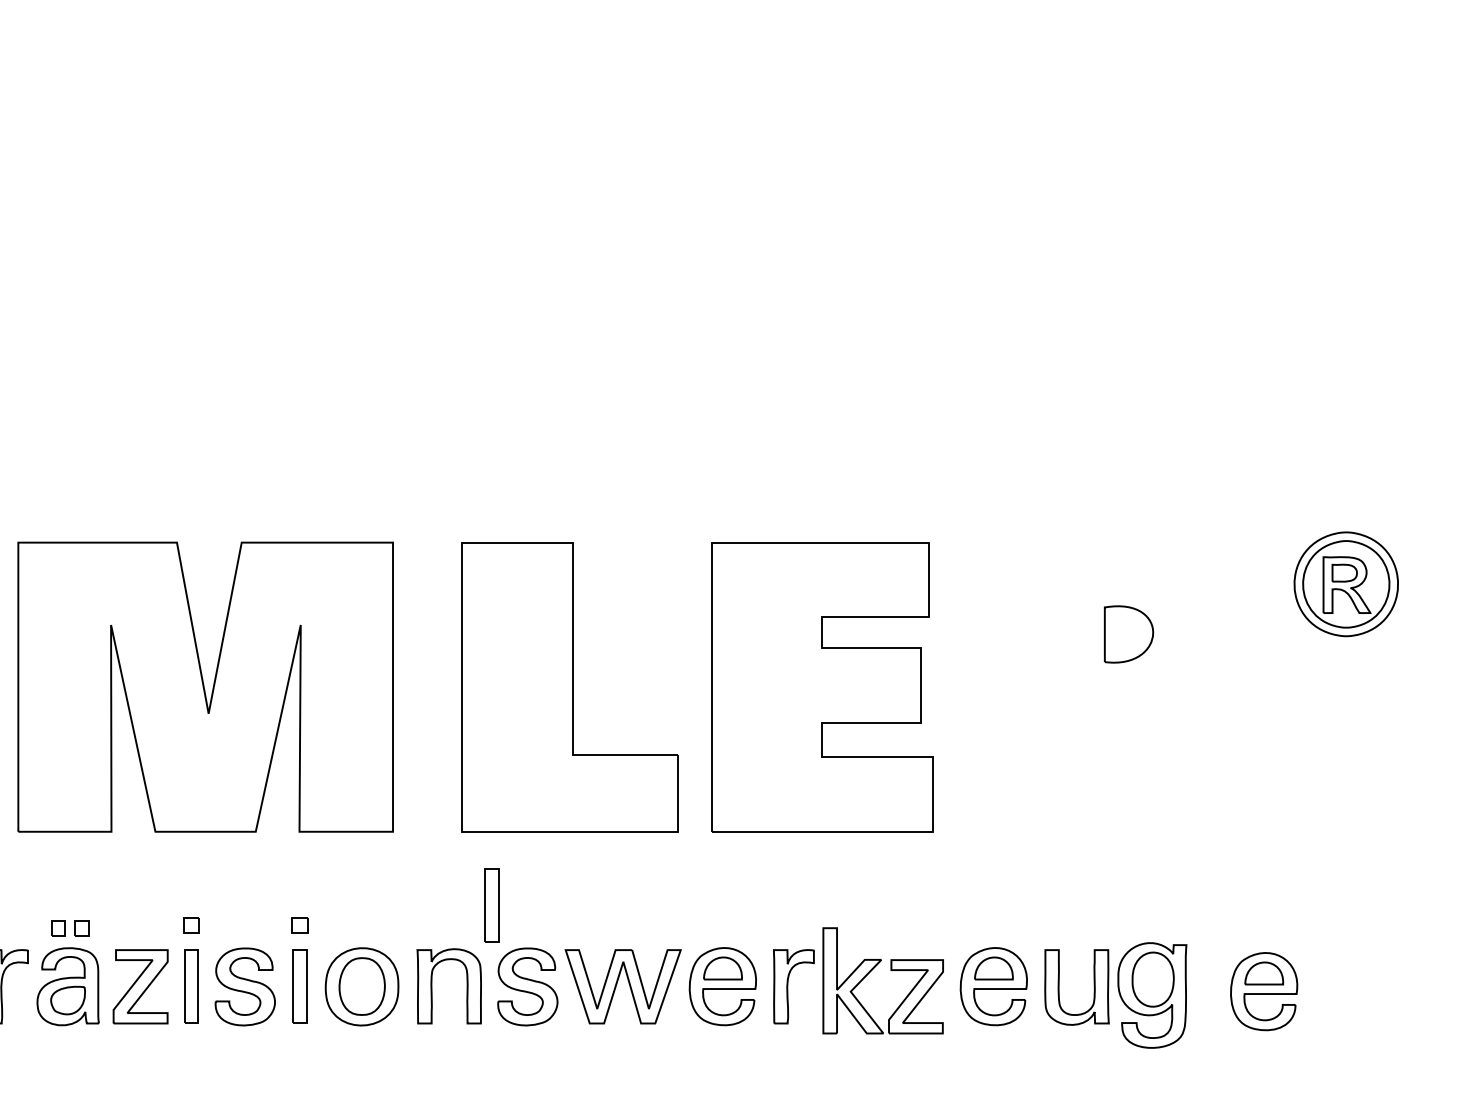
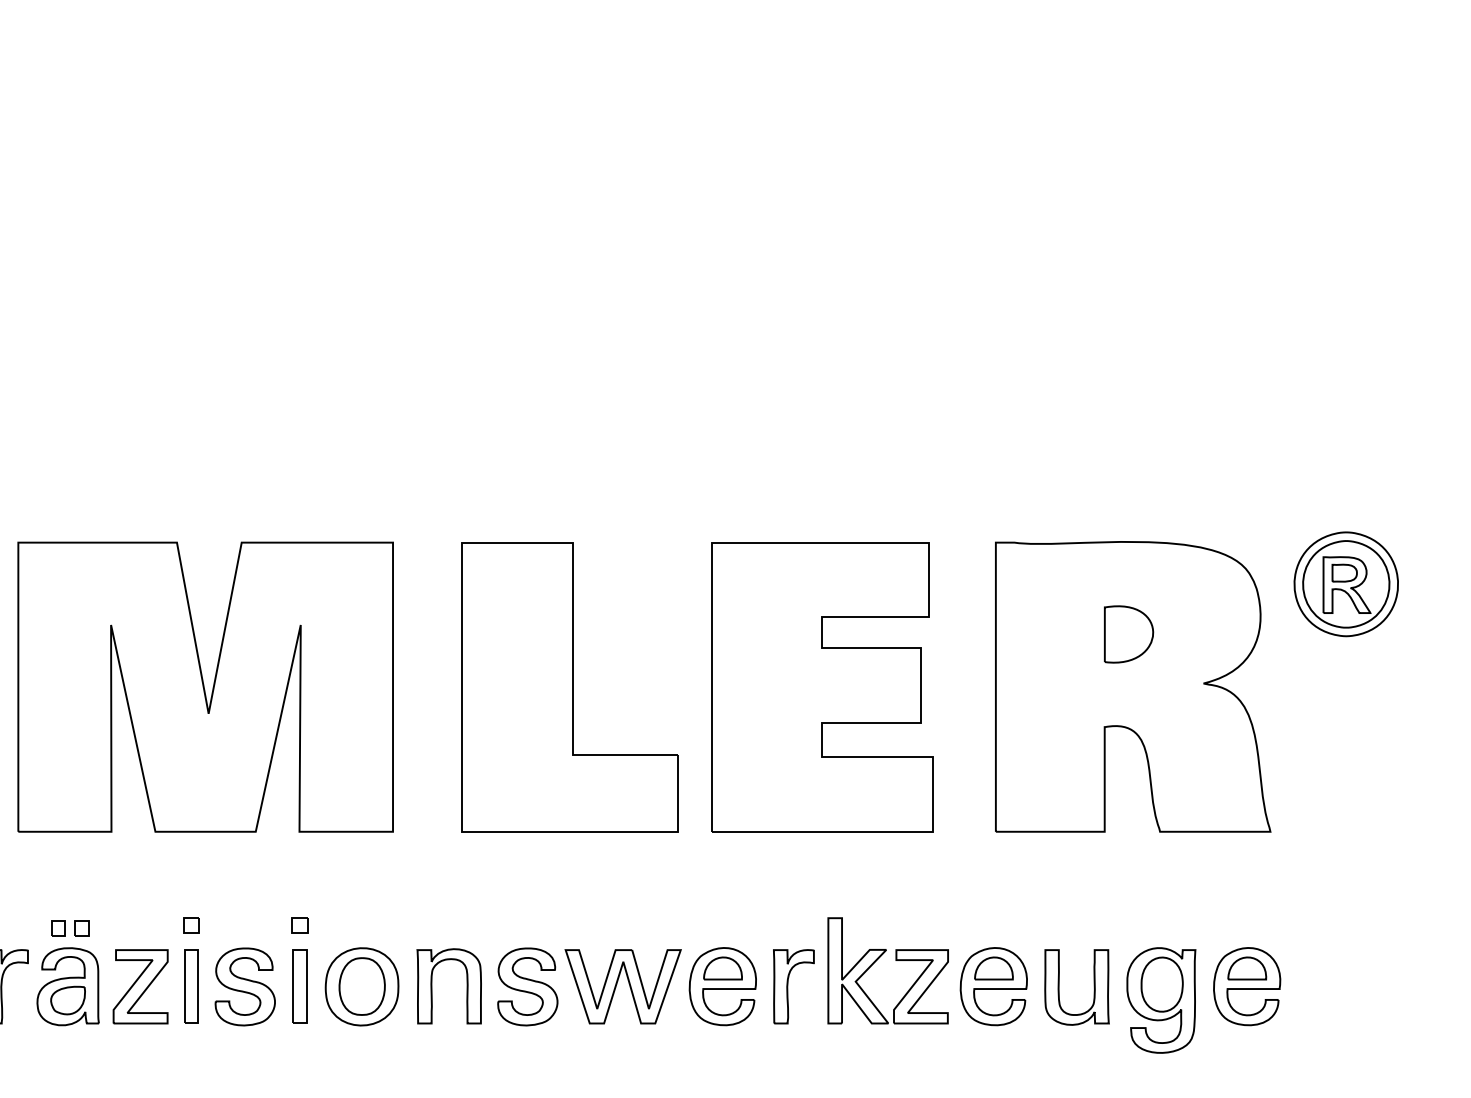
part: none -> present (1133, 686)
part: present -> none (491, 905)
part position: (890, 970) -> (895, 960) (895, 960)
part position: (1264, 991) -> (1247, 986) (1247, 986)
part position: (1152, 995) -> (1161, 1000) (1161, 1000)
